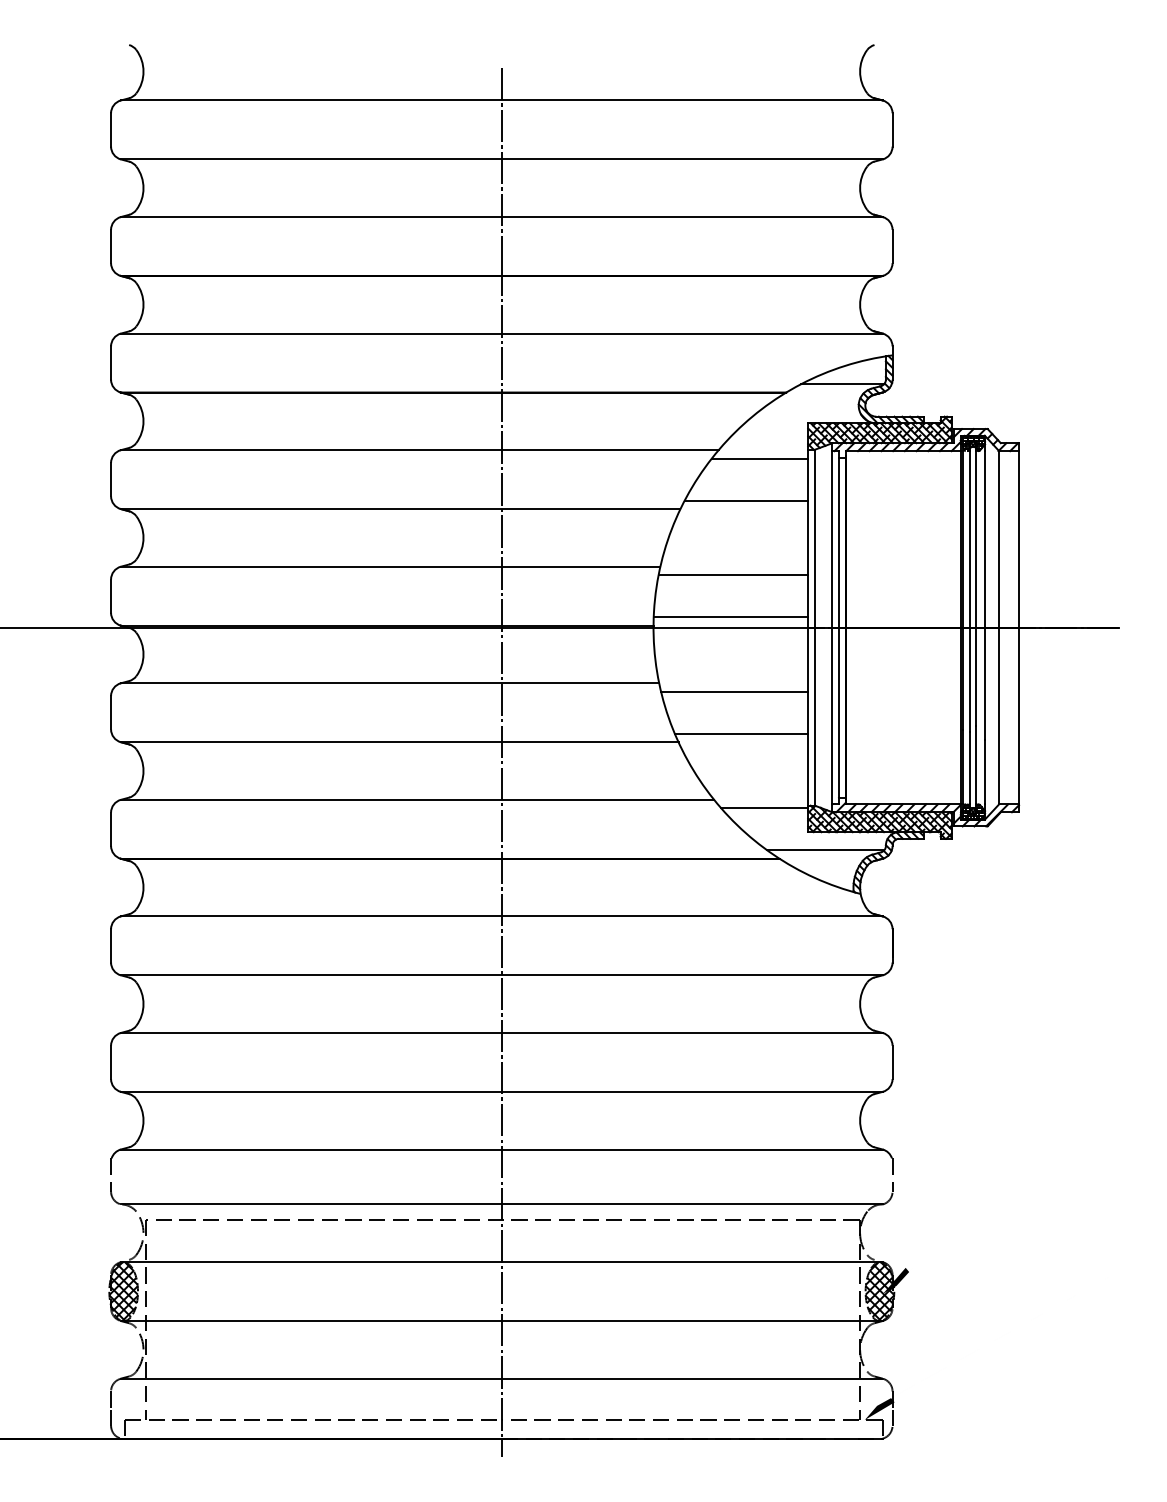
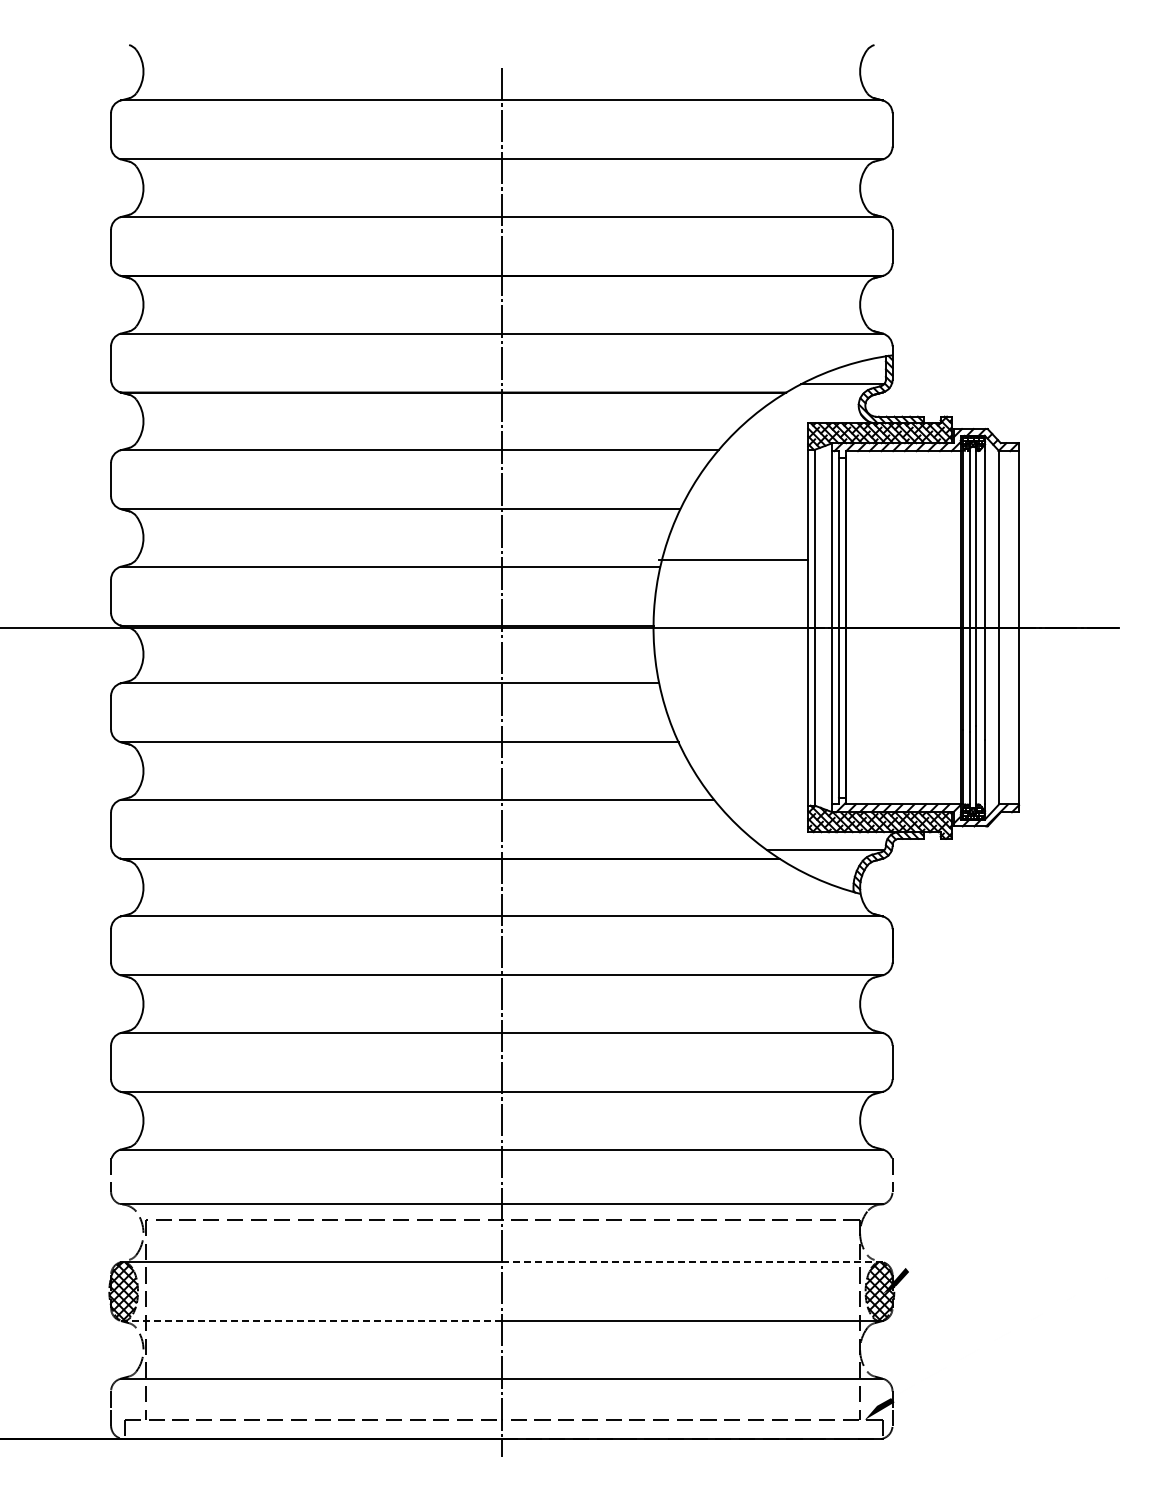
line: present -> none (759, 458)
line: present -> none (746, 500)
line position: (733, 575) -> (733, 560) (733, 560)
line: present -> none (730, 617)
line: present -> none (734, 691)
line: present -> none (741, 733)
line: present -> none (764, 808)
line: solid -> dashed (692, 1262)
line: solid -> dashed (310, 1321)
